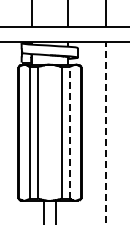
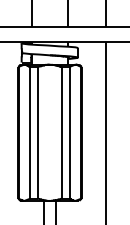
line: dashed -> solid (69, 132)
line: dashed -> solid (106, 132)
